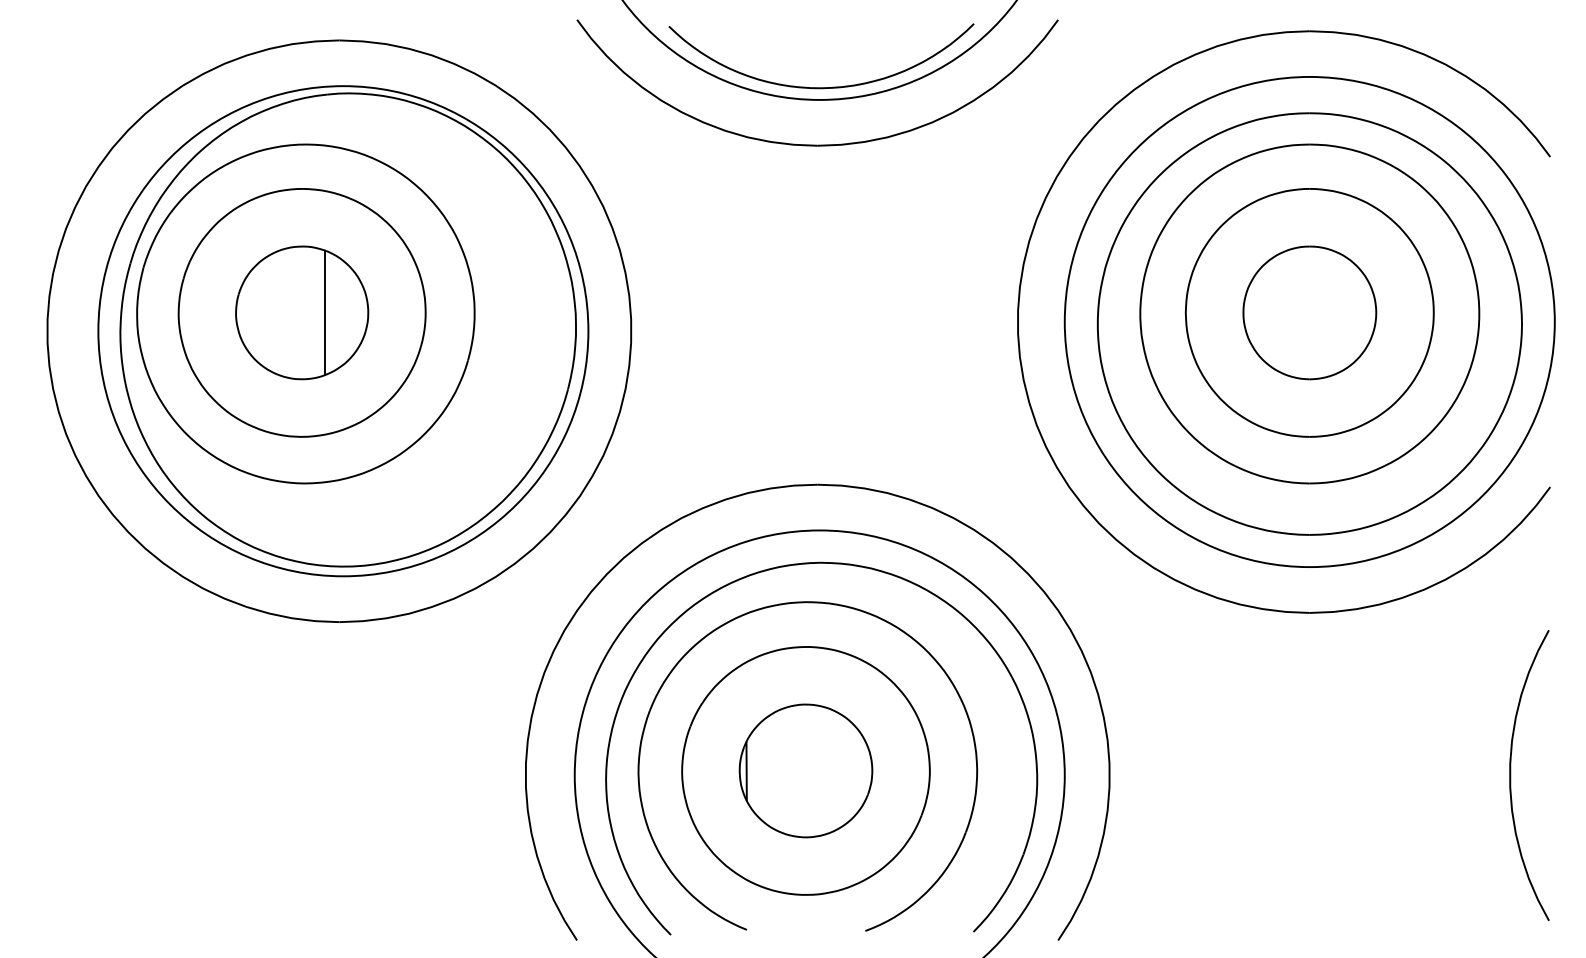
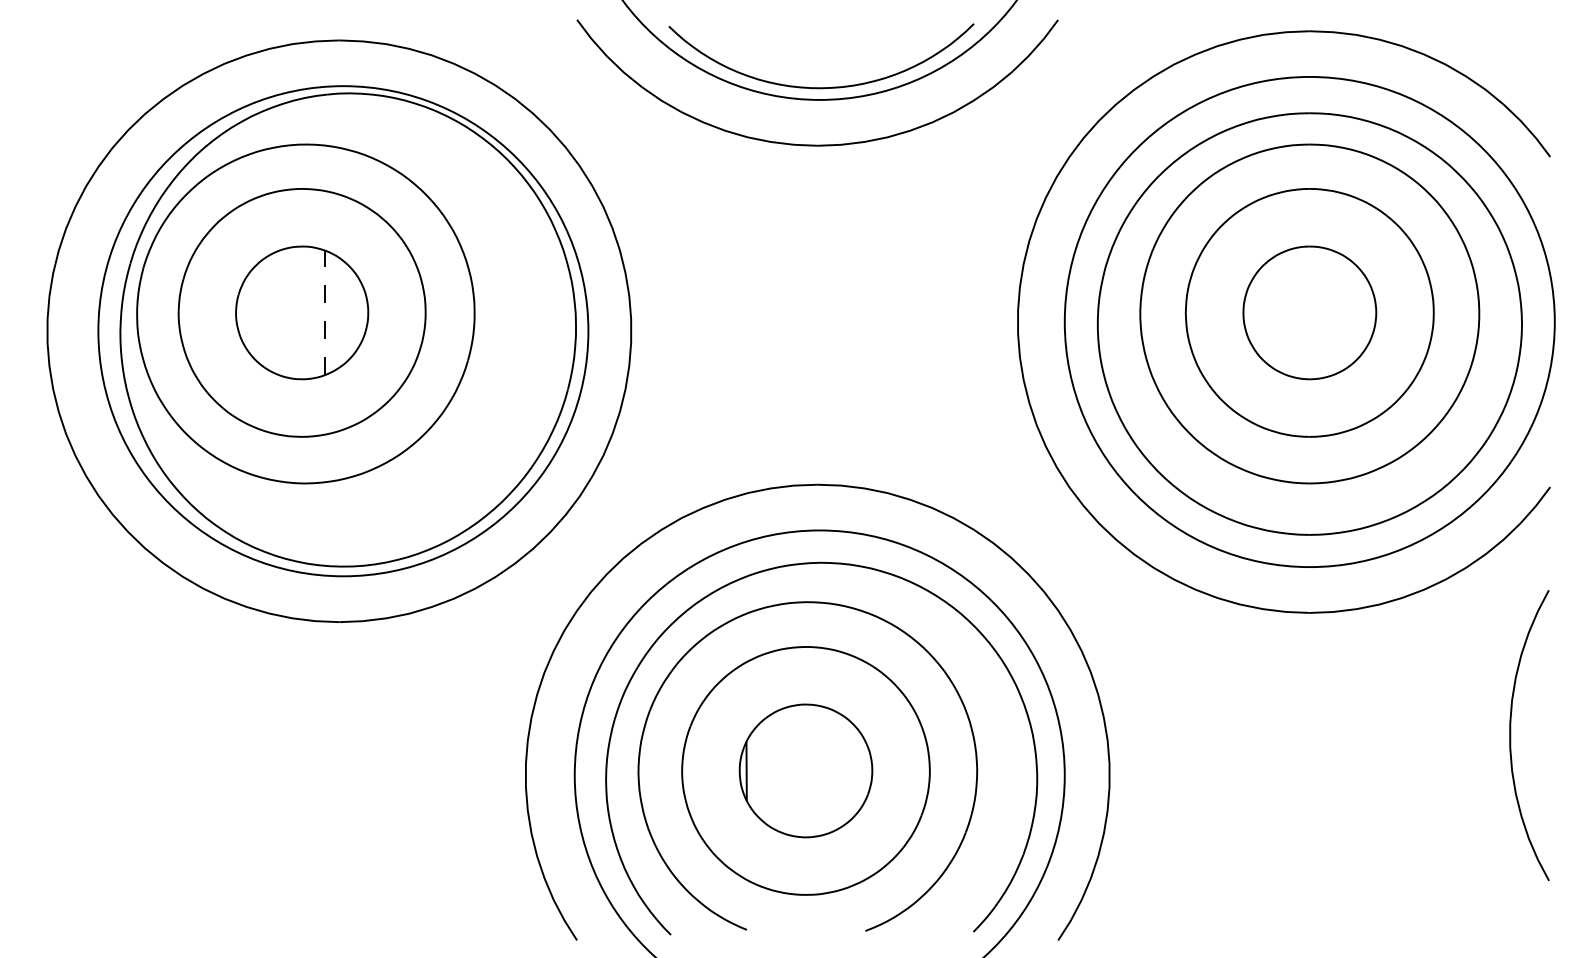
line: solid -> dashed (325, 312)
curve position: (1511, 775) -> (1511, 735) (1511, 735)
